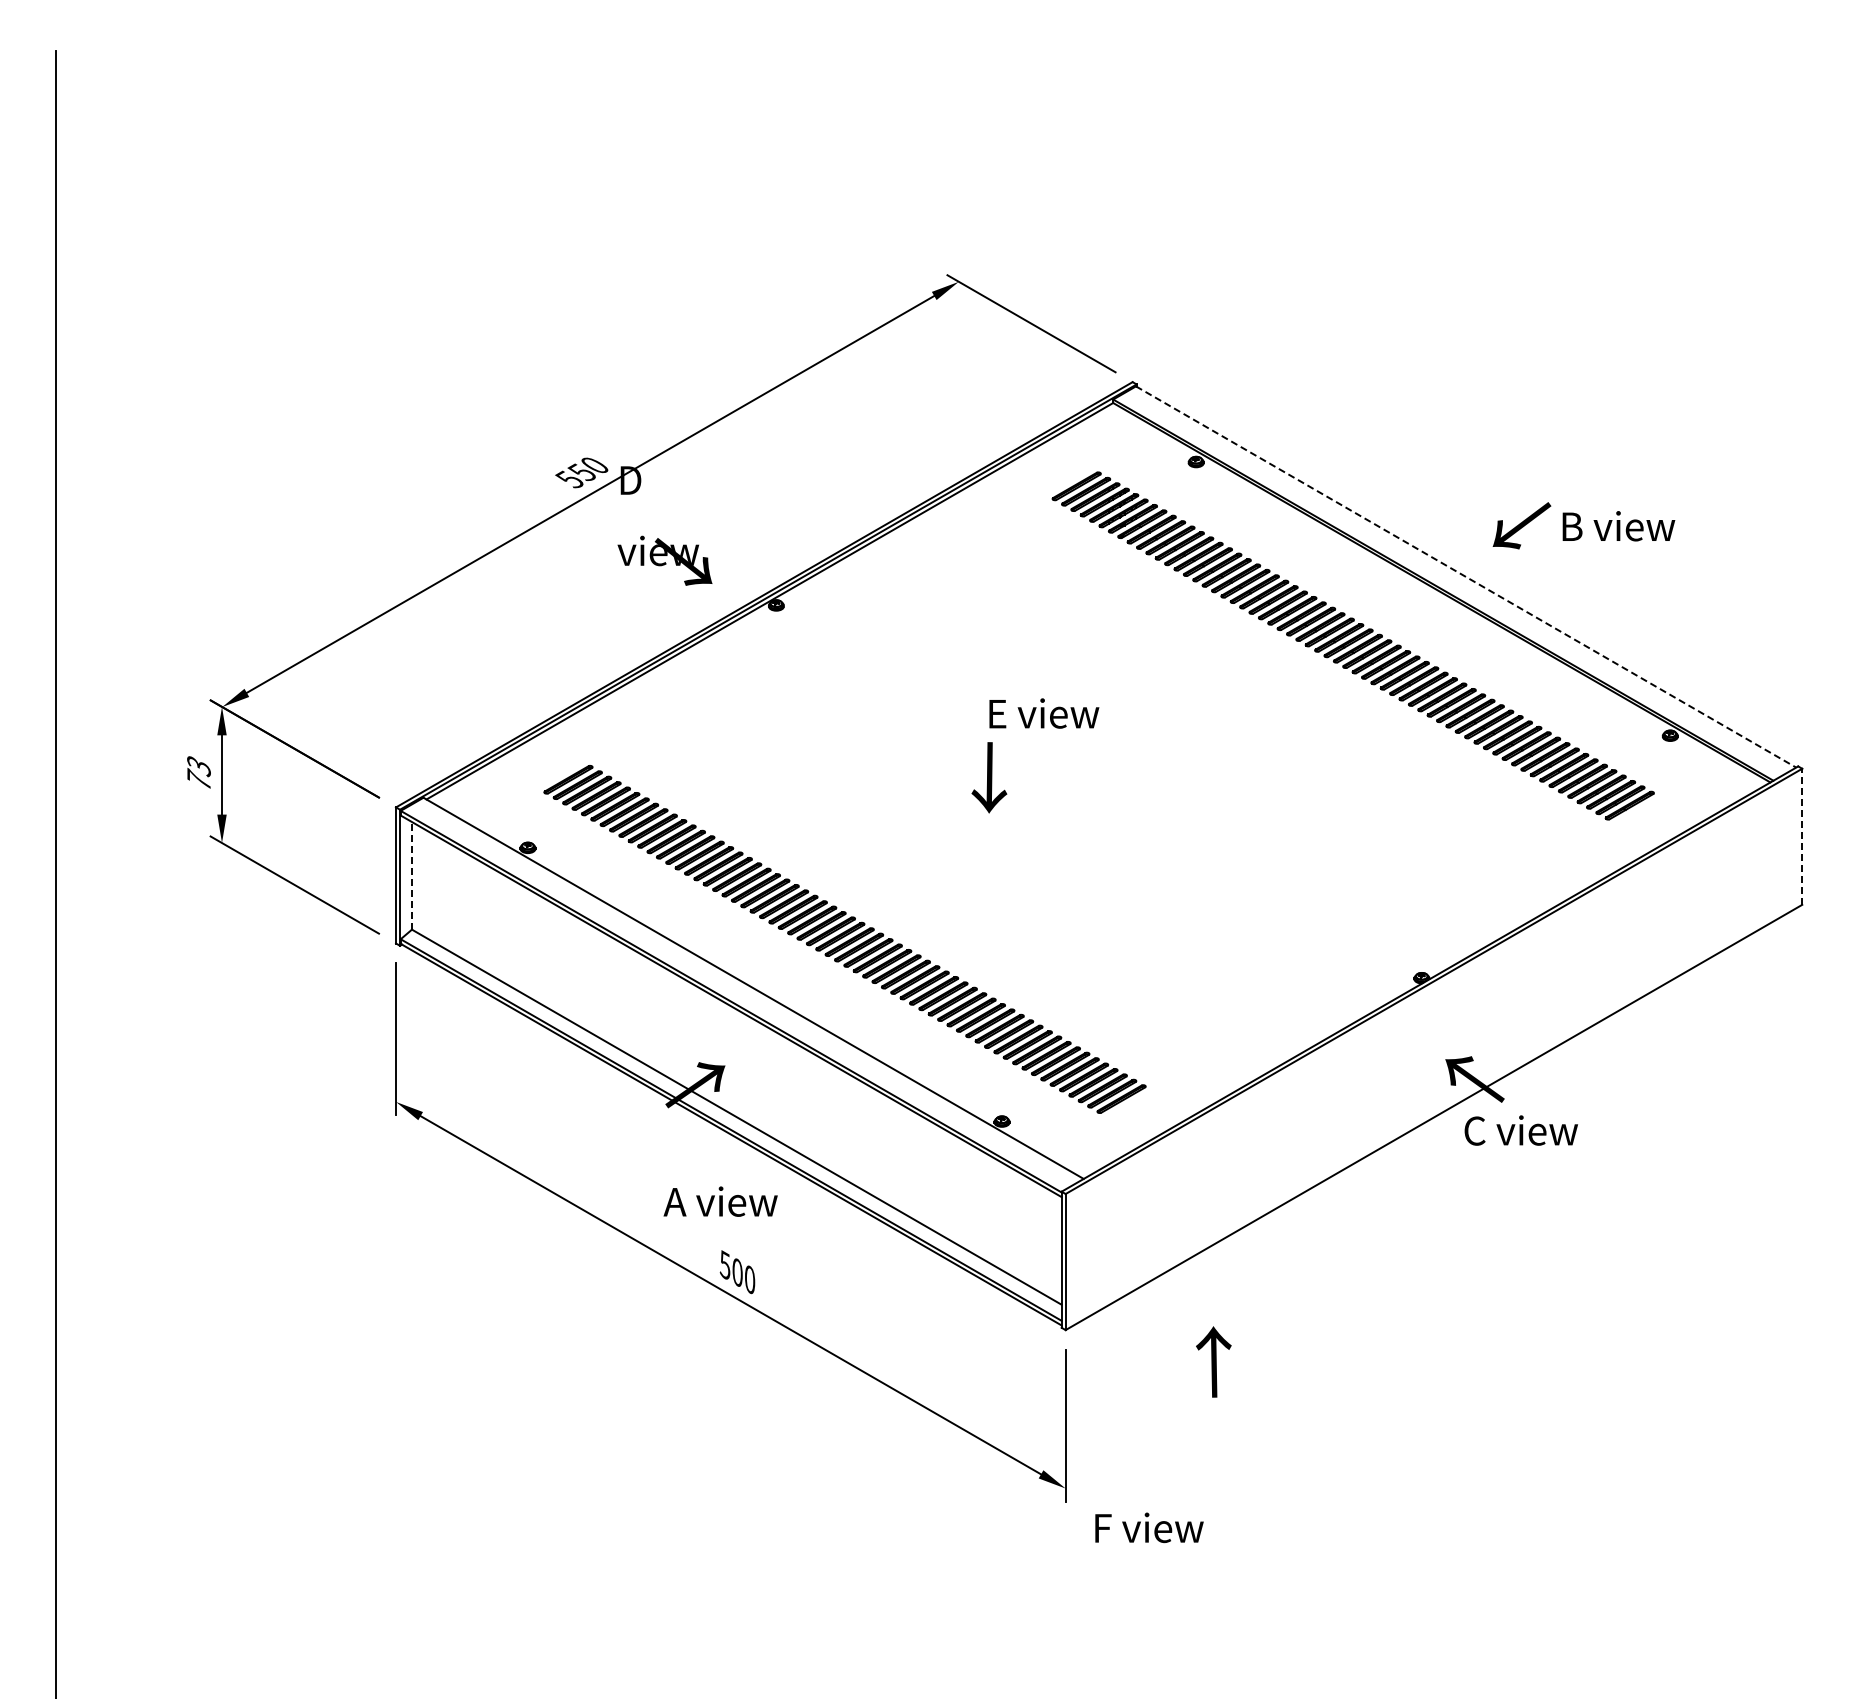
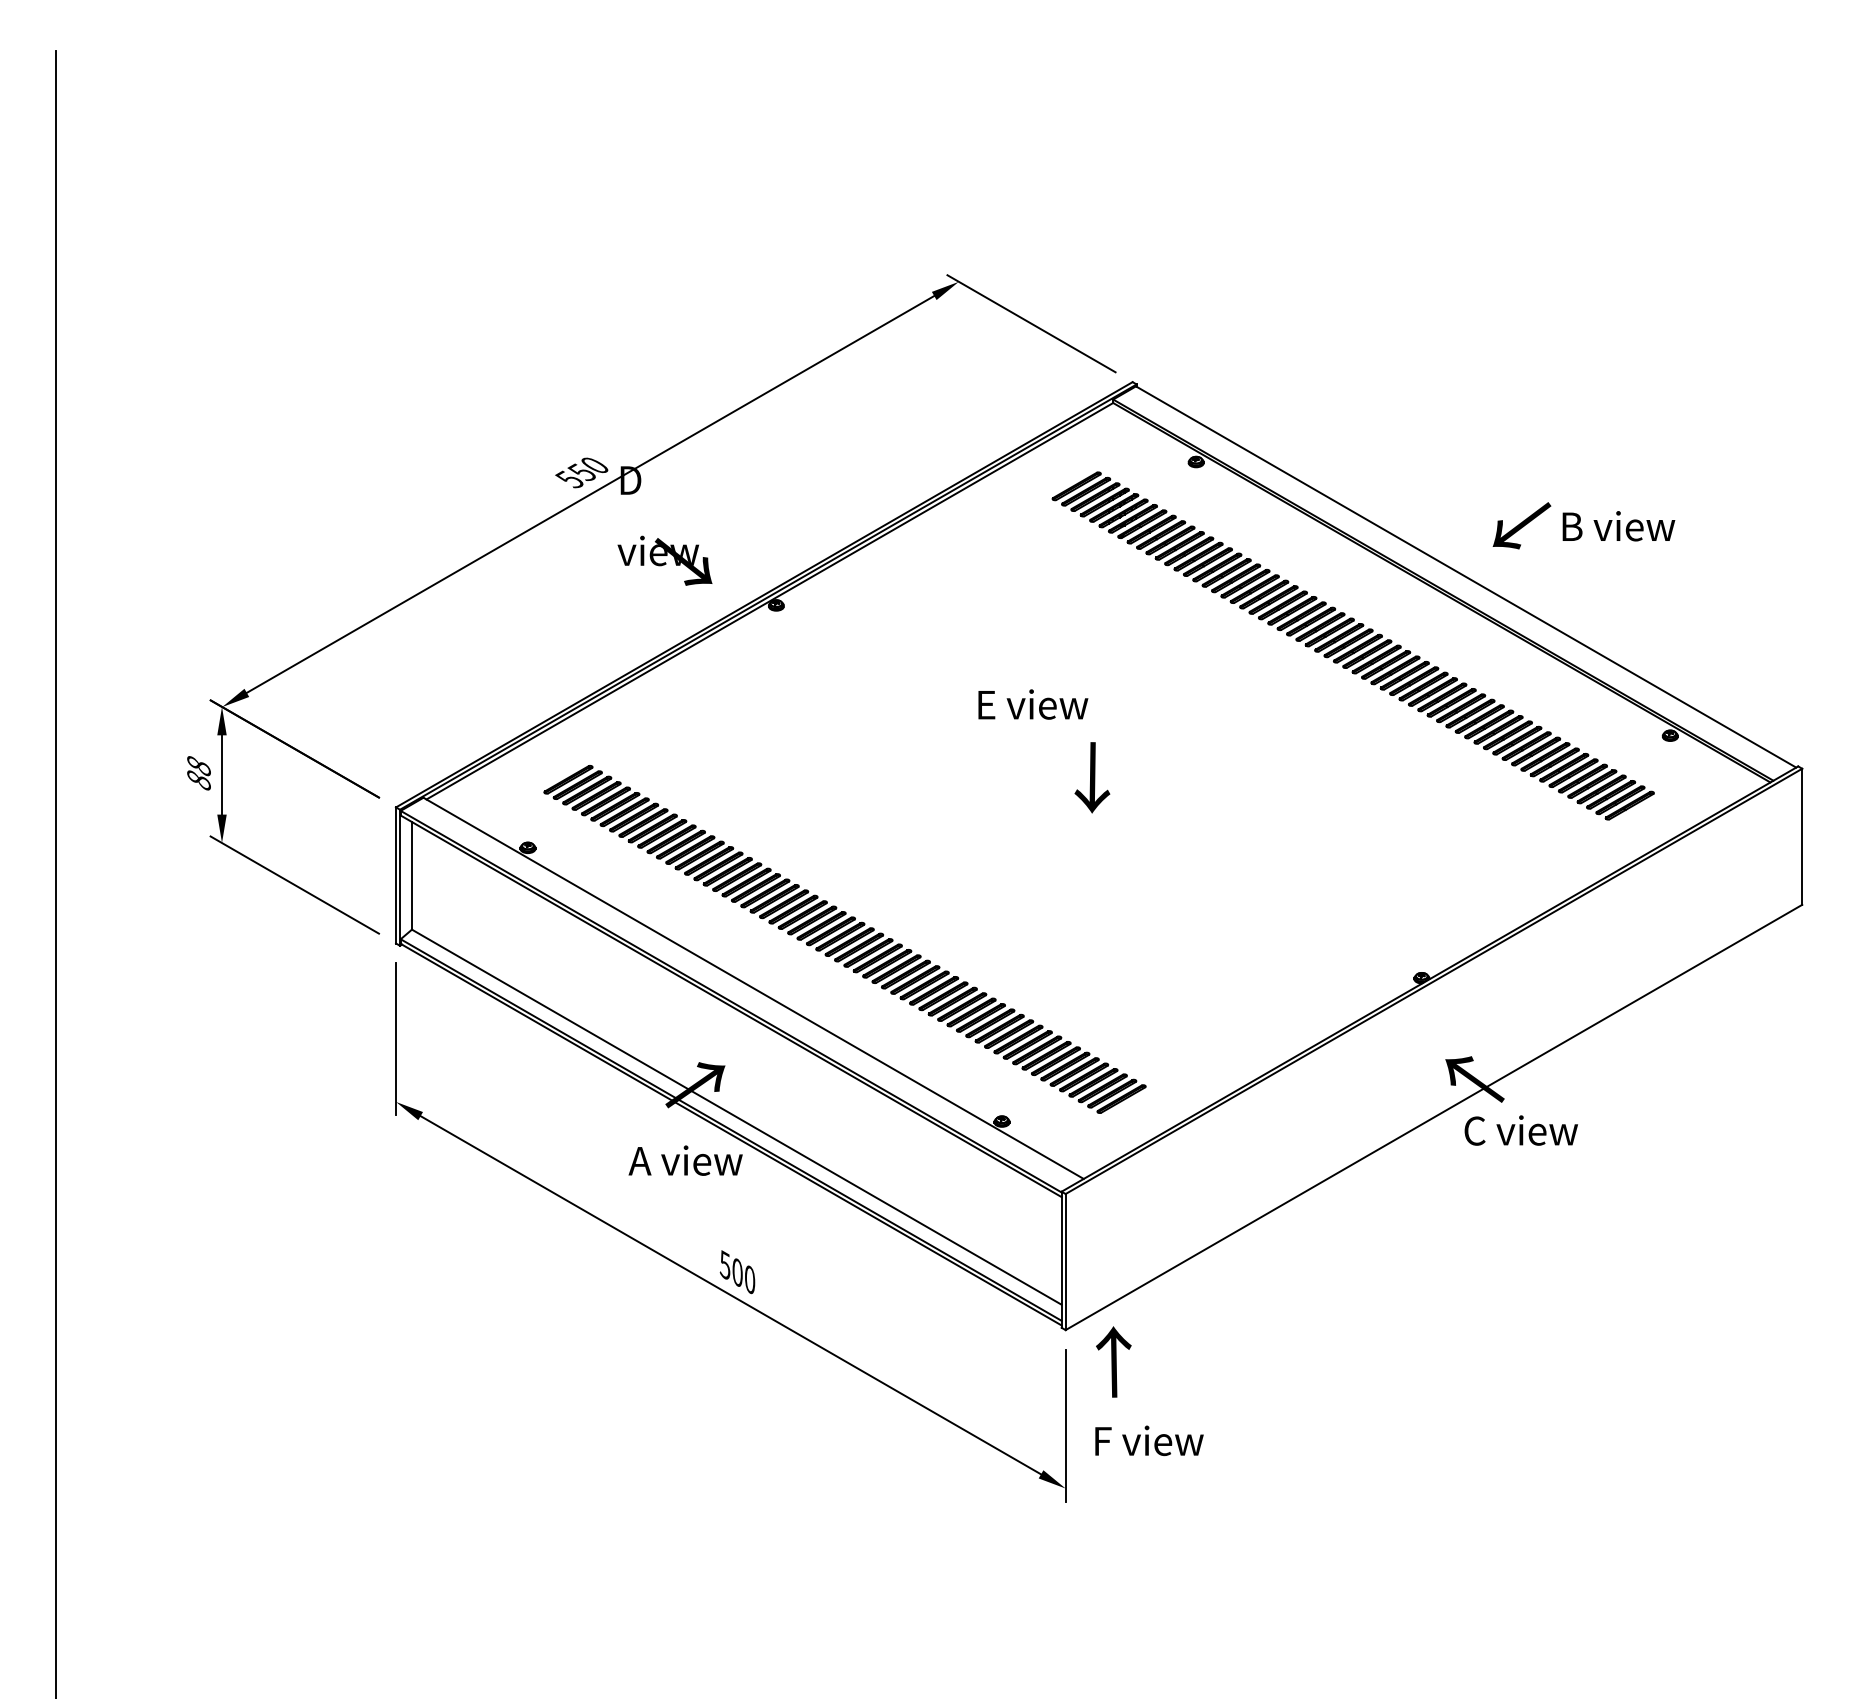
line: dashed -> solid (1466, 577)
text position: (1044, 713) -> (1033, 704) (1033, 704)
text: 73 -> 88 (198, 773)
text position: (989, 777) -> (1092, 777) (1092, 777)
line: dashed -> solid (1802, 836)
line: dashed -> solid (412, 875)
text position: (720, 1201) -> (685, 1160) (685, 1160)
text position: (1213, 1361) -> (1113, 1361) (1113, 1361)
text position: (1149, 1527) -> (1149, 1440) (1149, 1440)
